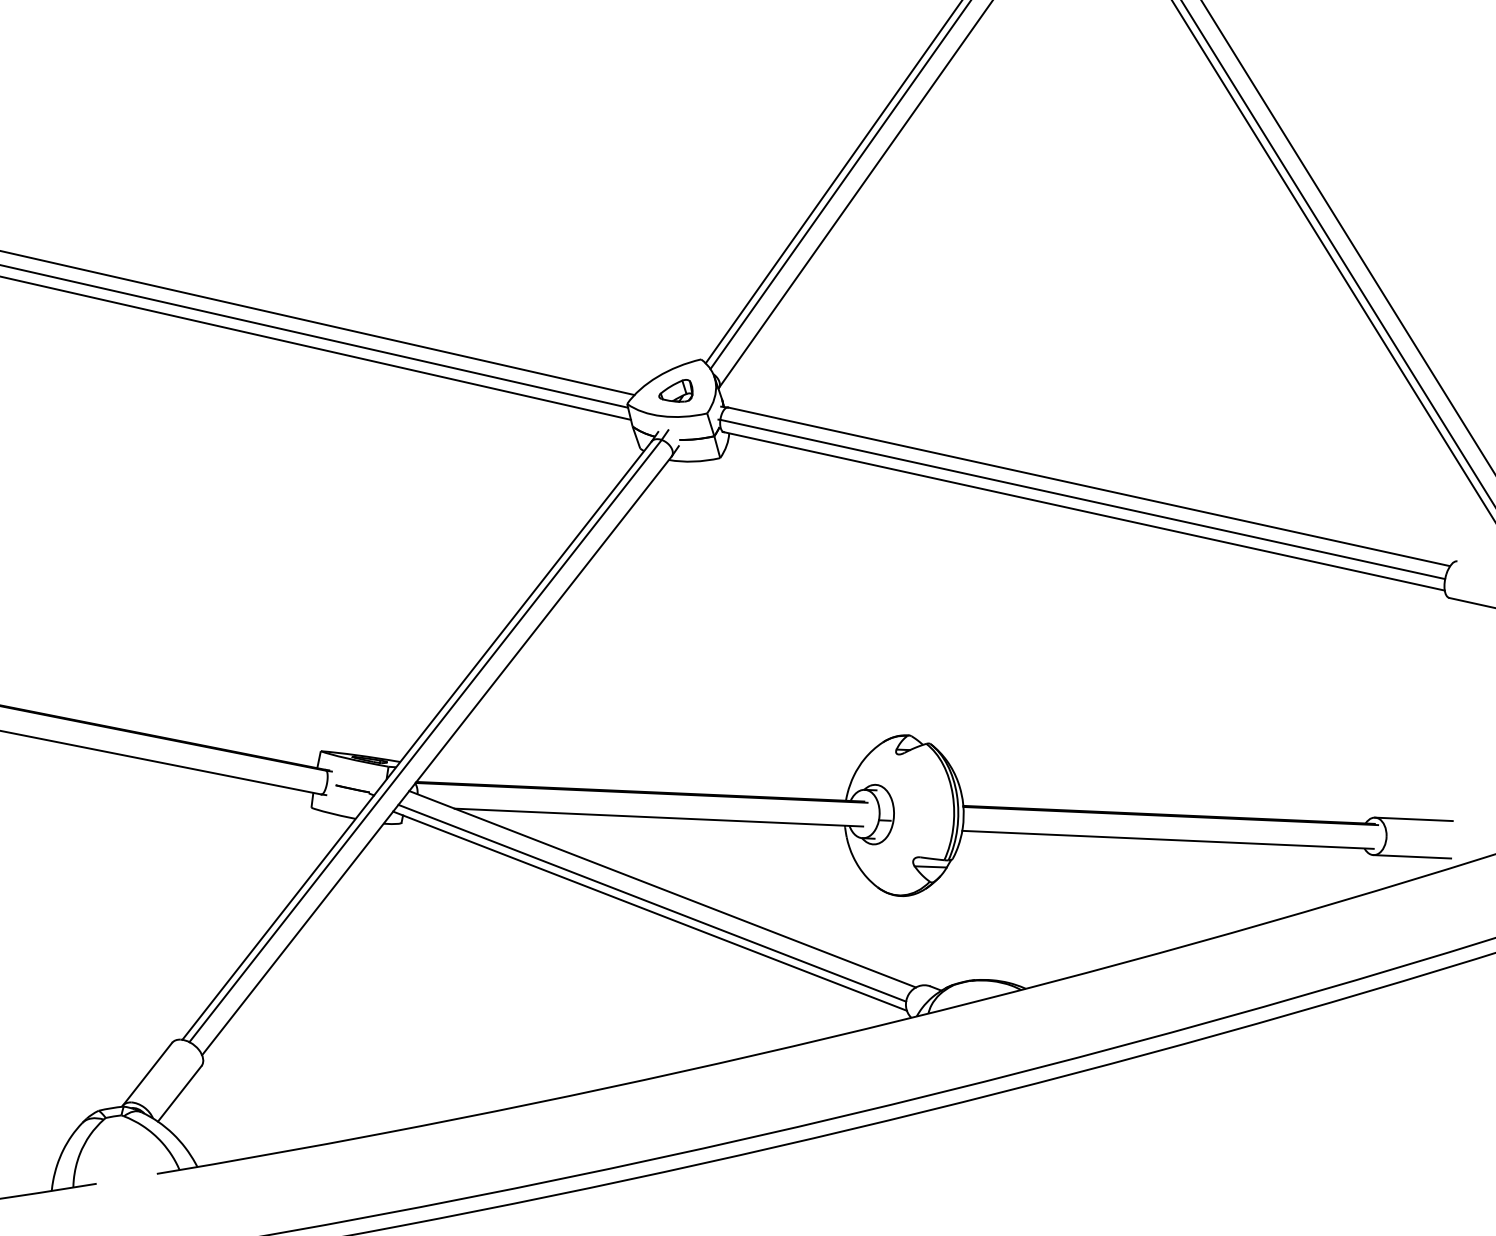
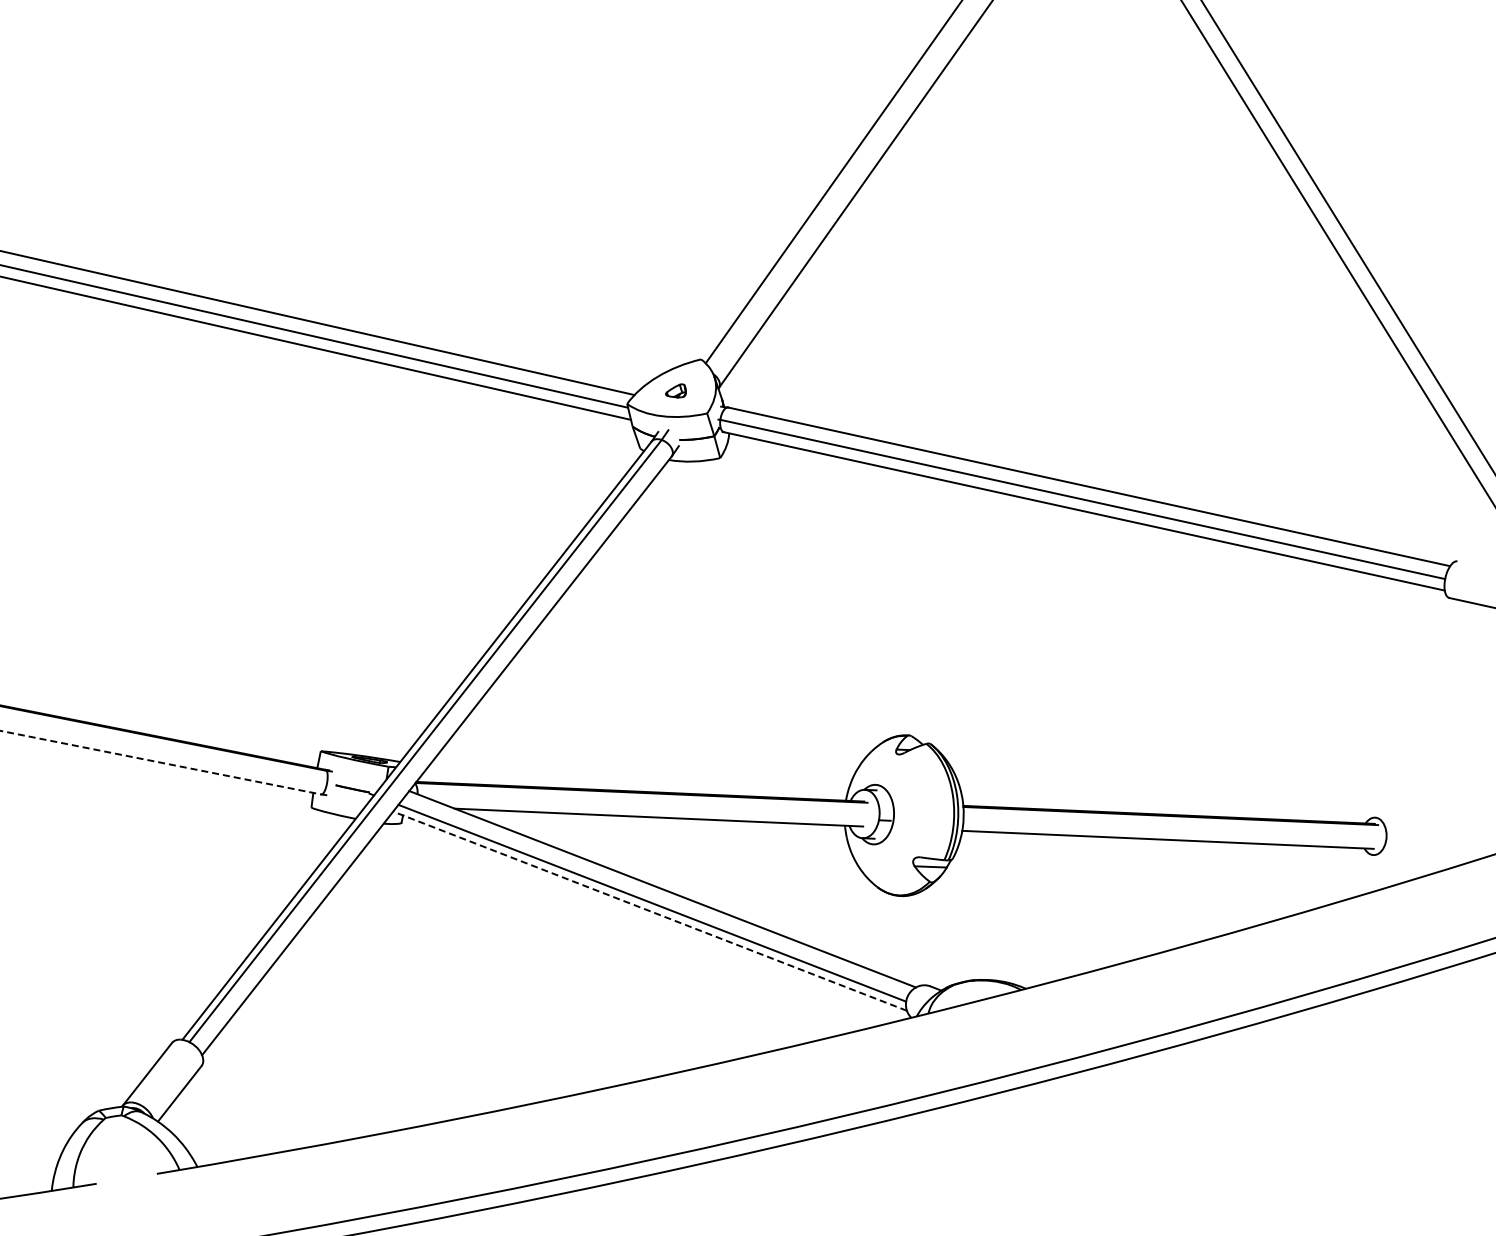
line: present -> none (839, 185)
line: present -> none (1332, 259)
part size: 36x24 px -> 22x16 px (675, 390)
line: solid -> dashed (161, 762)
line: present -> none (1413, 819)
line: present -> none (1412, 856)
line: solid -> dashed (650, 911)
